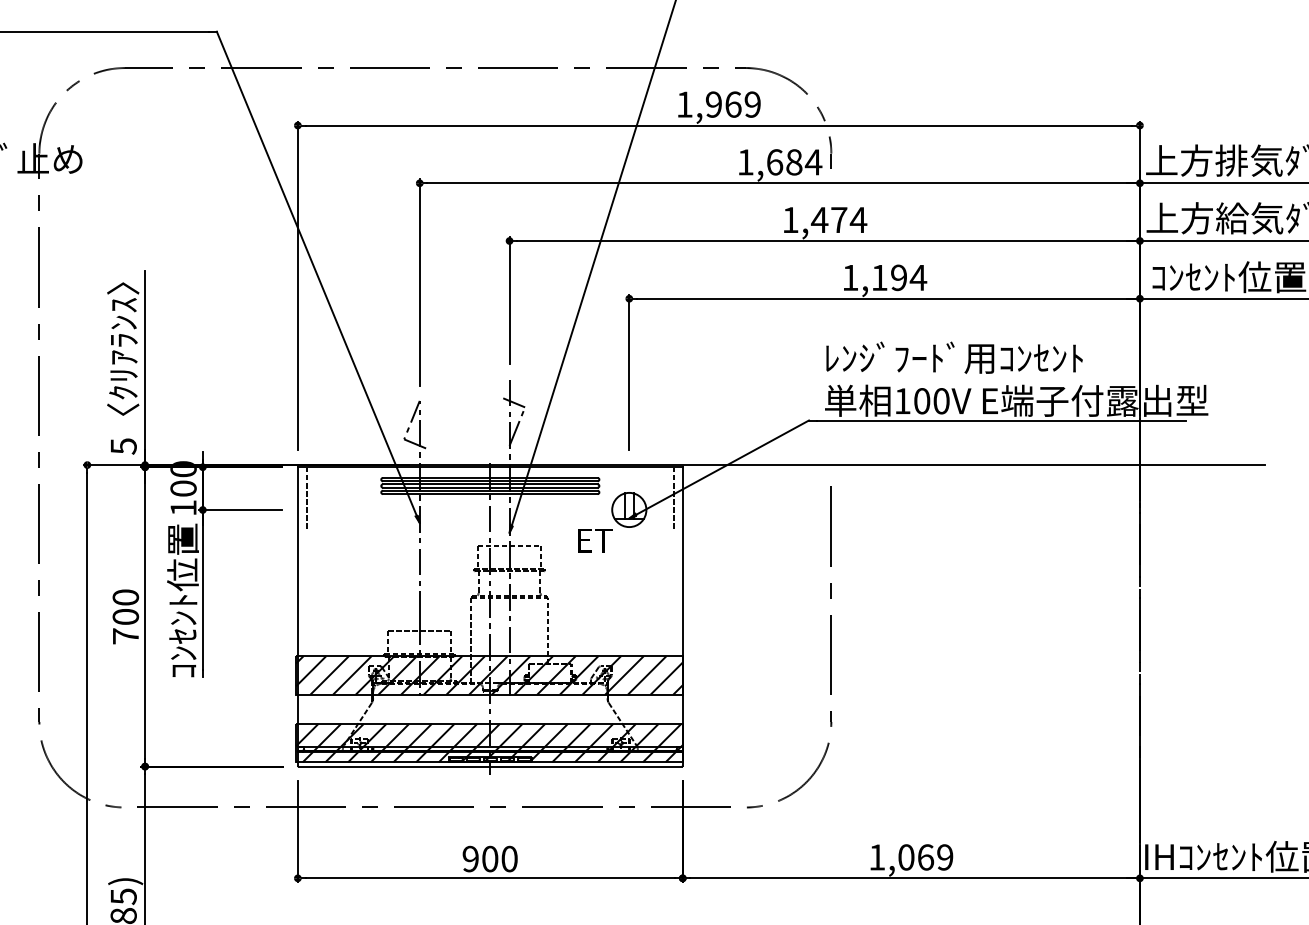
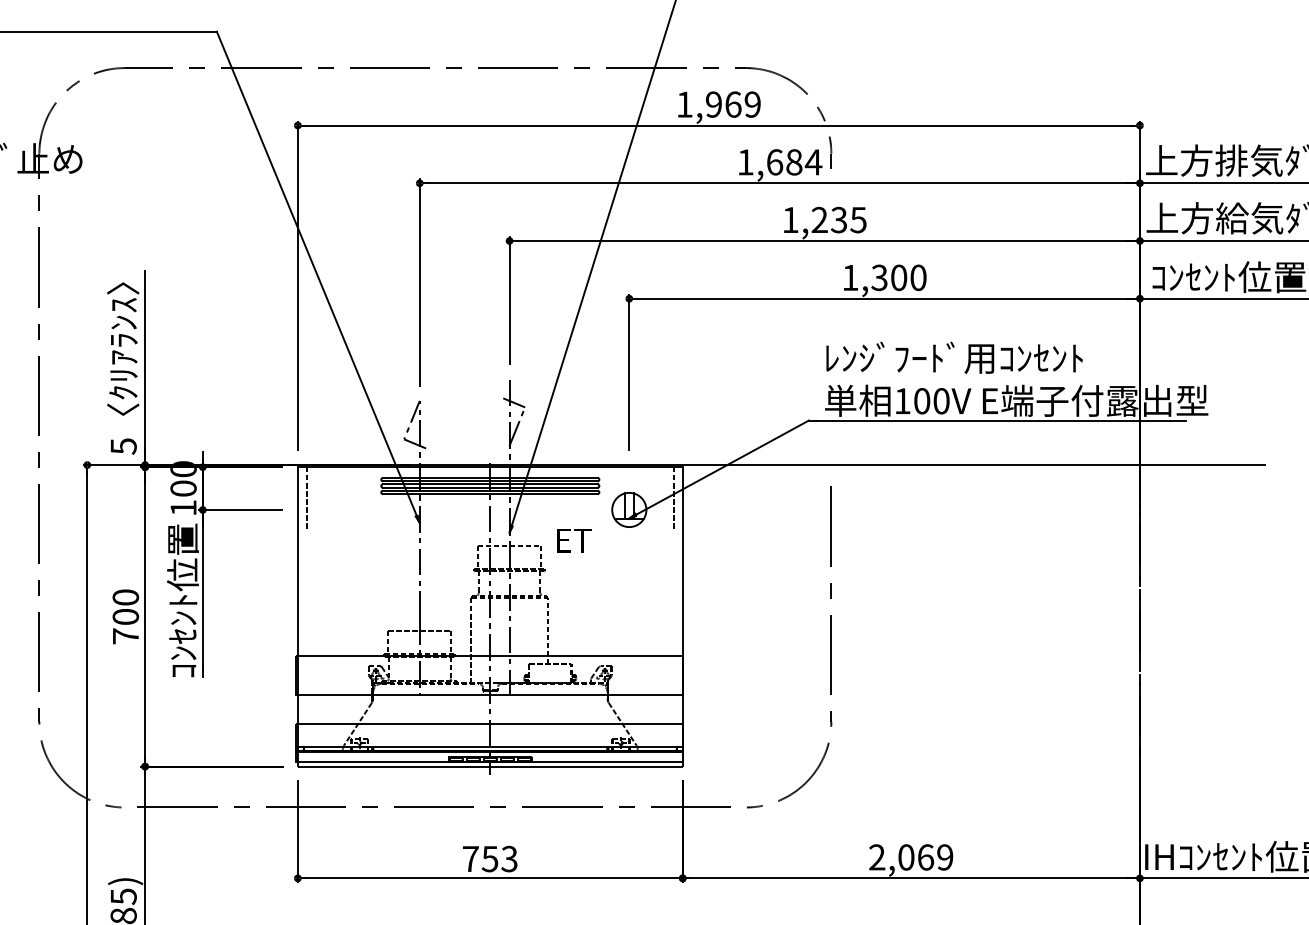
text: 1,474 -> 1,235 (838, 219)
text: 1,194 -> 1,300 (899, 277)
text position: (595, 540) -> (574, 540) (574, 540)
hatch: present -> none (489, 675)
hatch: present -> none (489, 742)
text: 1,069 -> 2,069 (877, 857)
text: 900 -> 753 (489, 858)
